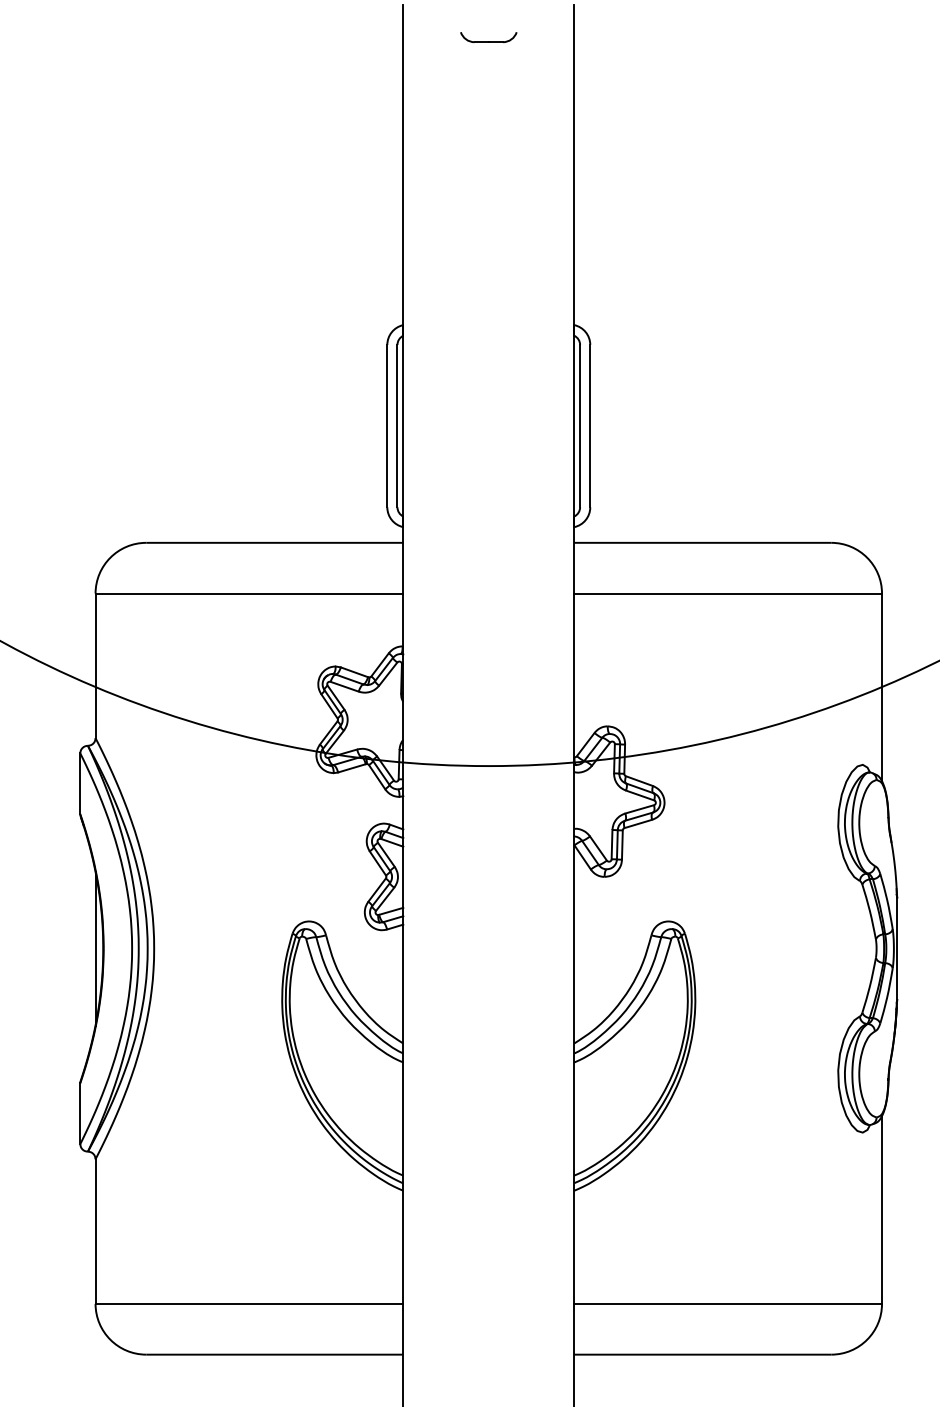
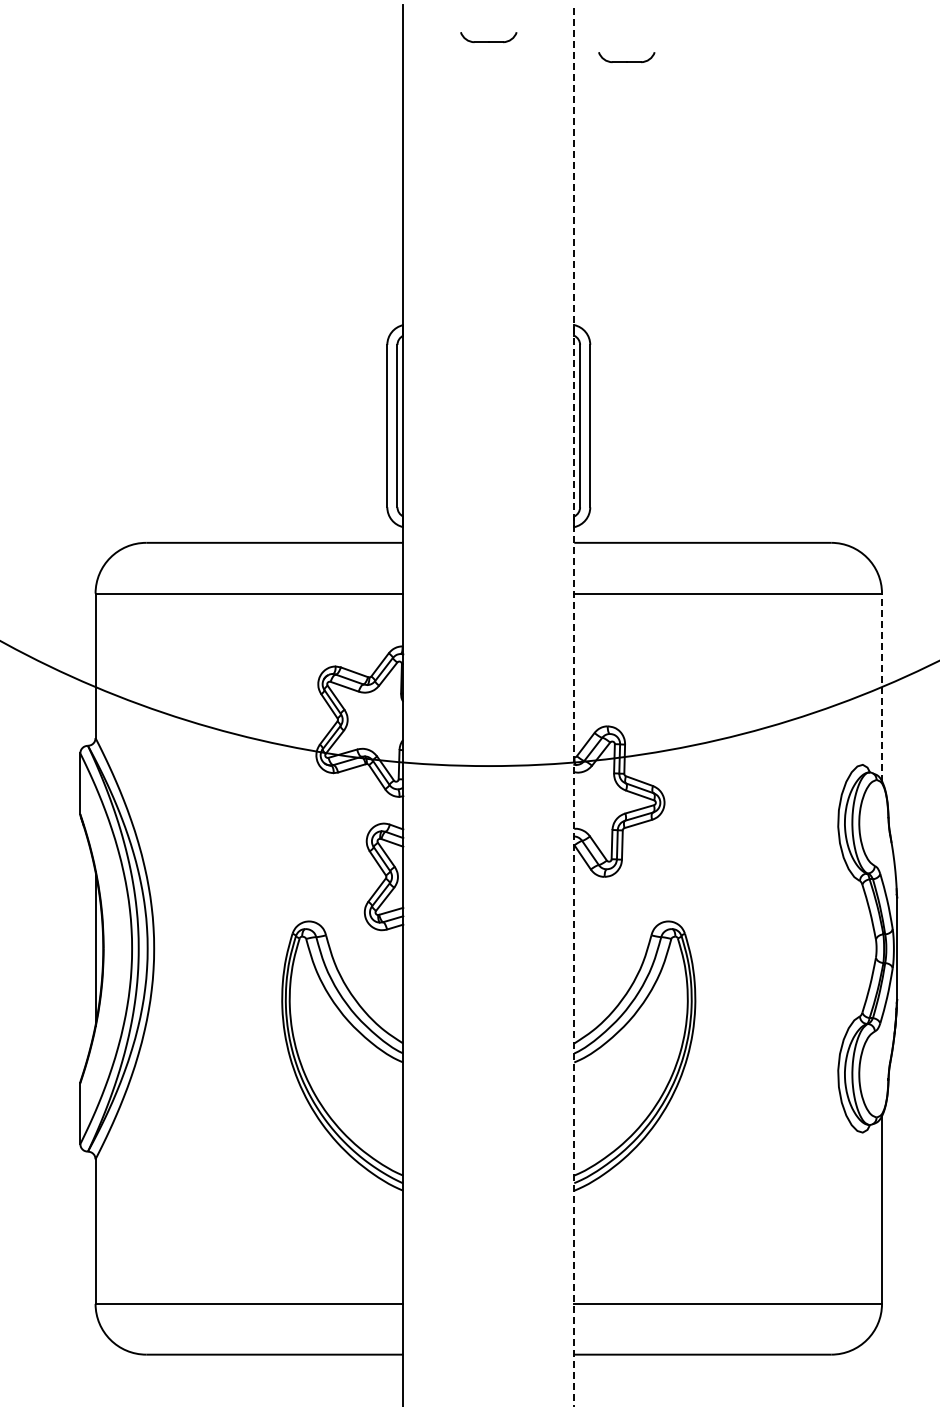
part: none -> present (626, 57)
line: solid -> dashed (882, 687)
line: solid -> dashed (574, 705)
